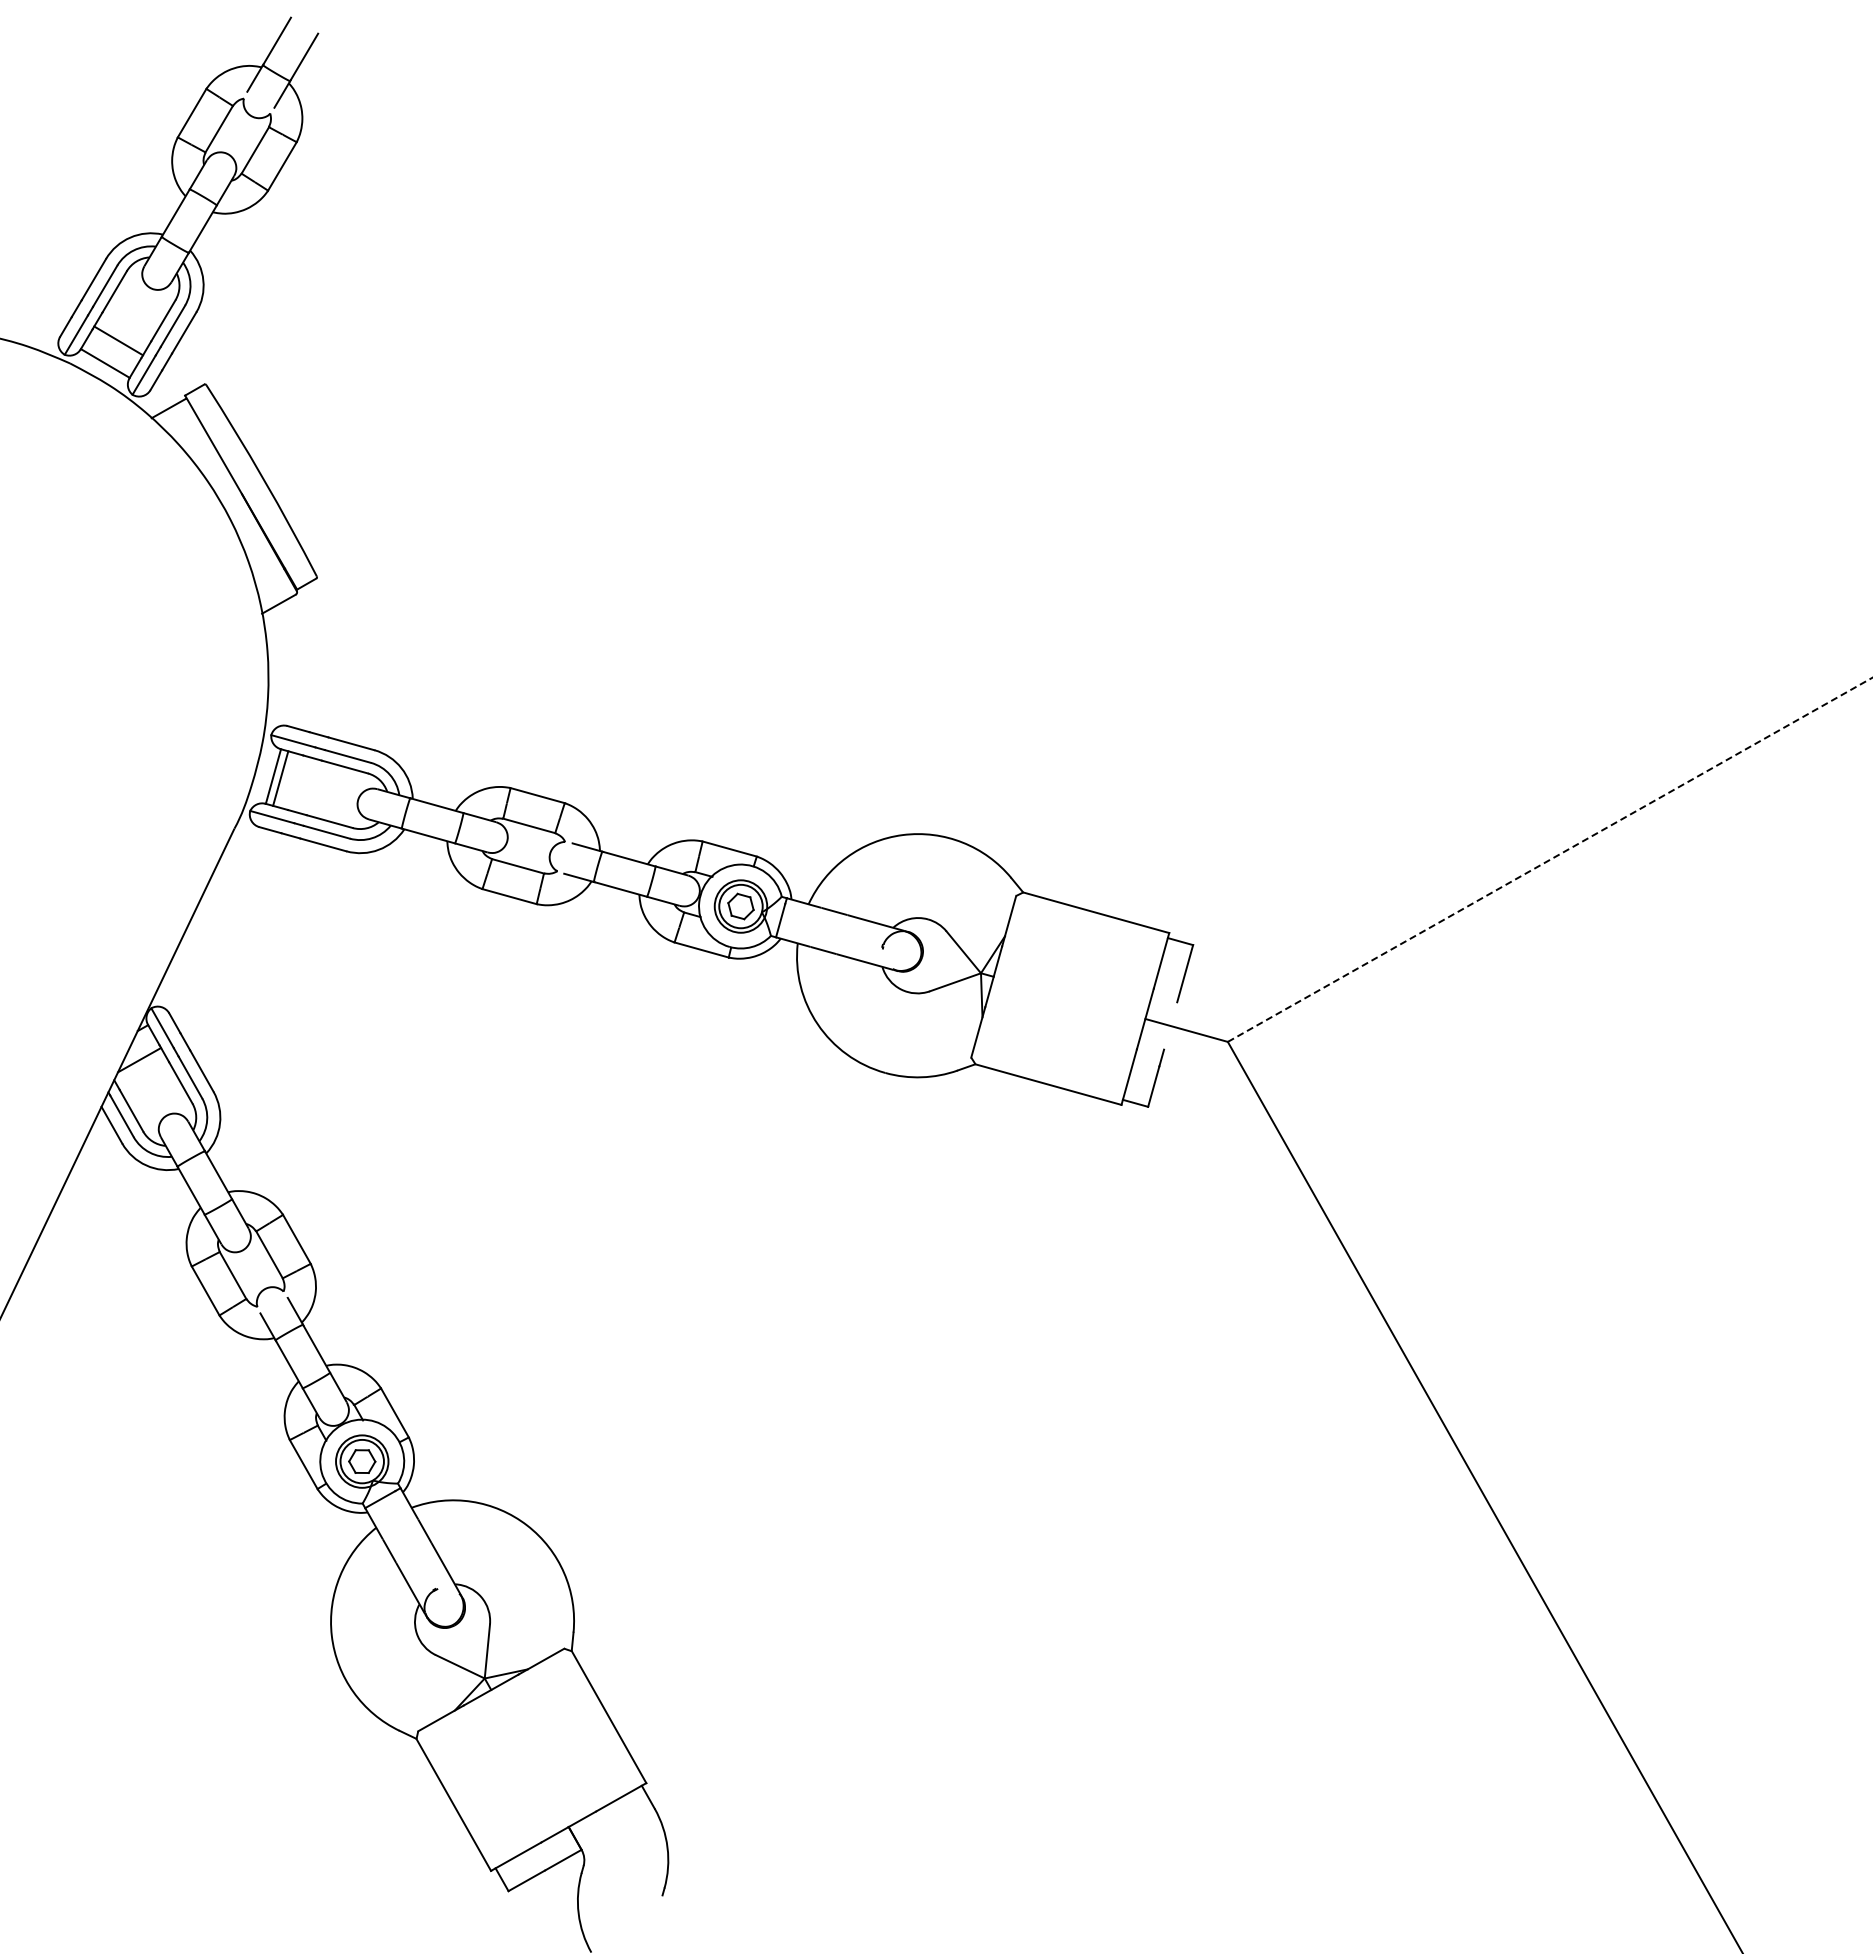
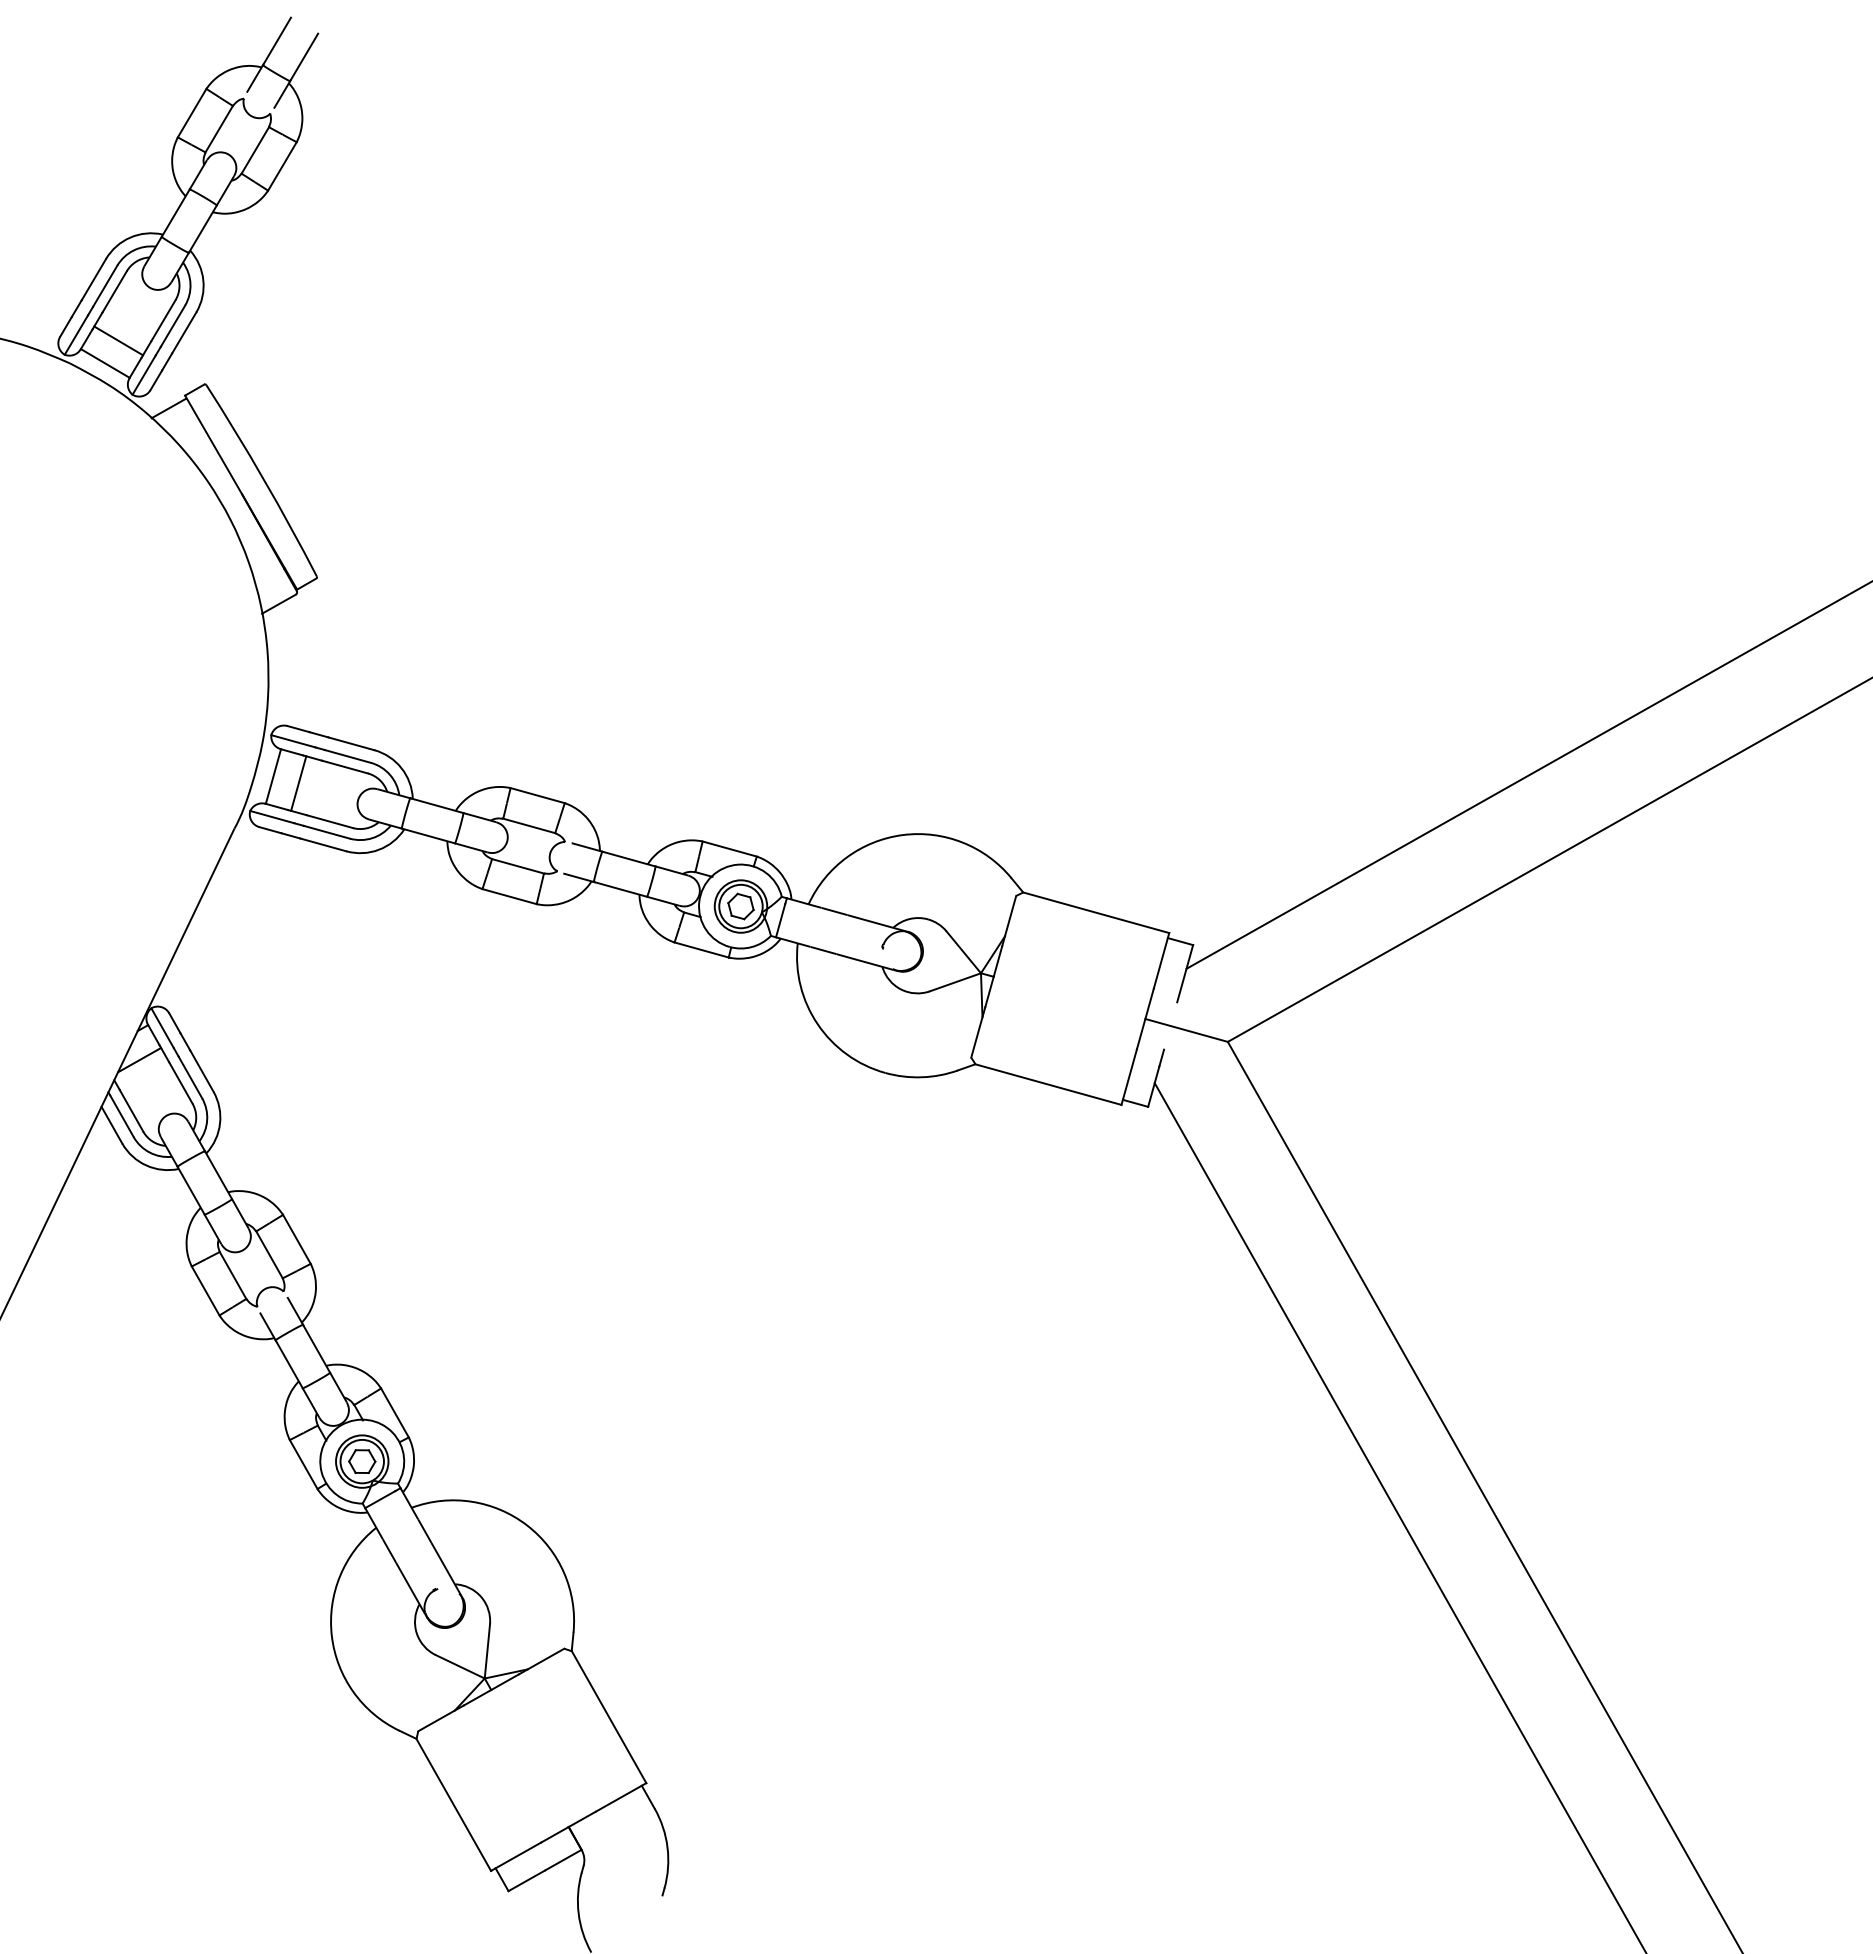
line: none -> present (1527, 775)
line position: (280, 778) -> (298, 783) (298, 783)
line: dashed -> solid (1550, 859)
line: none -> present (1399, 1516)
